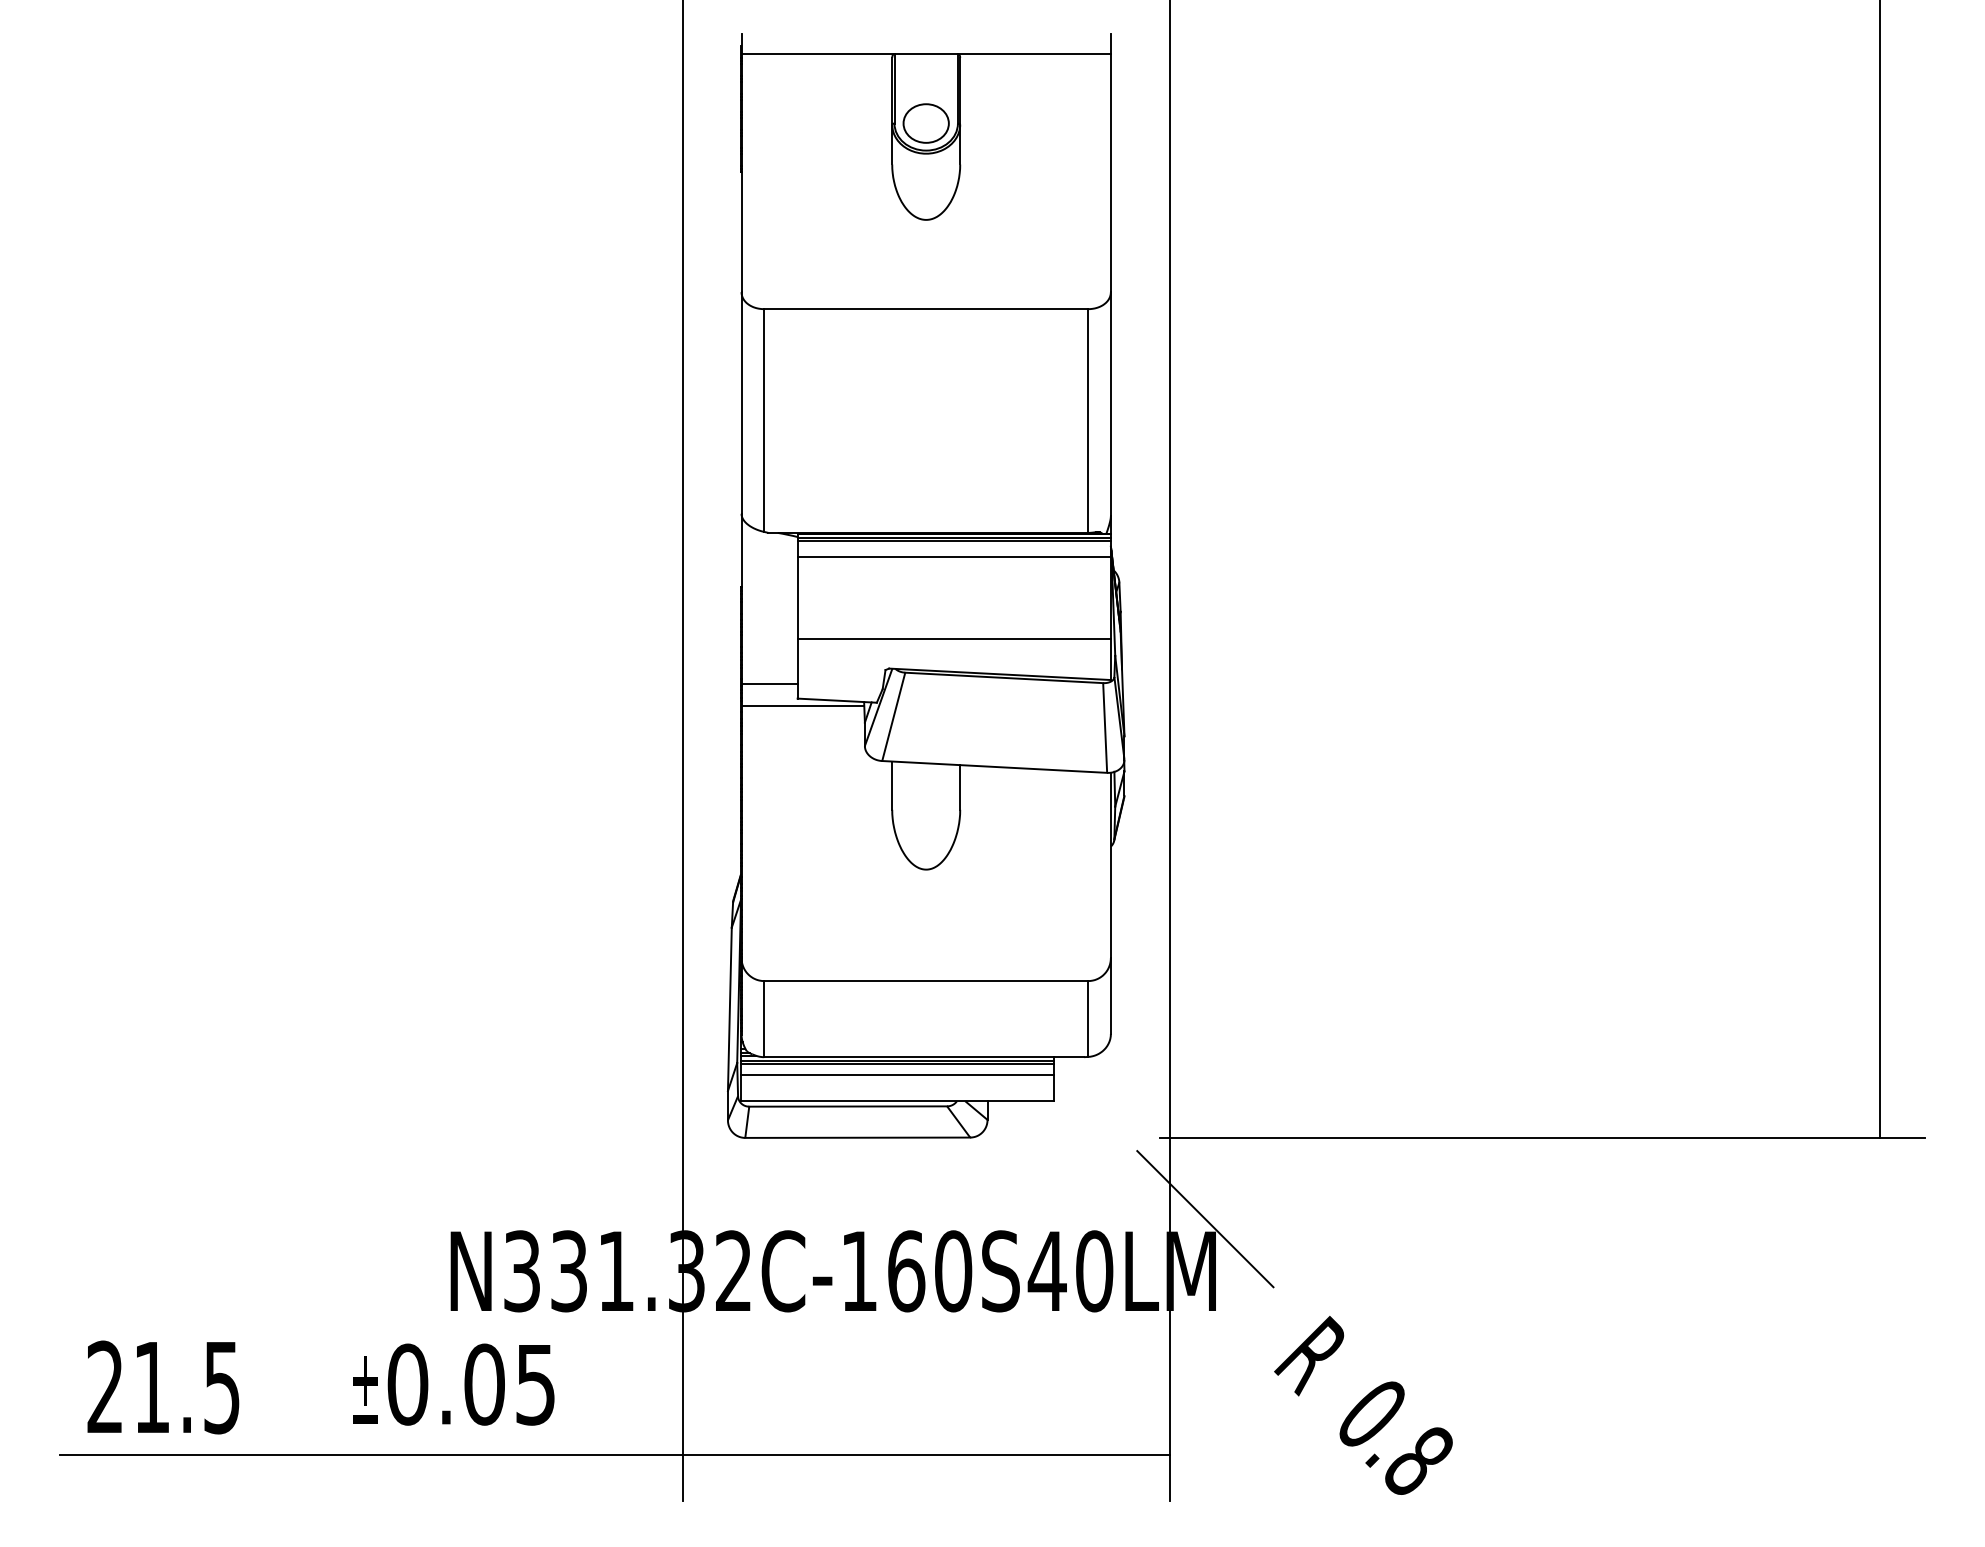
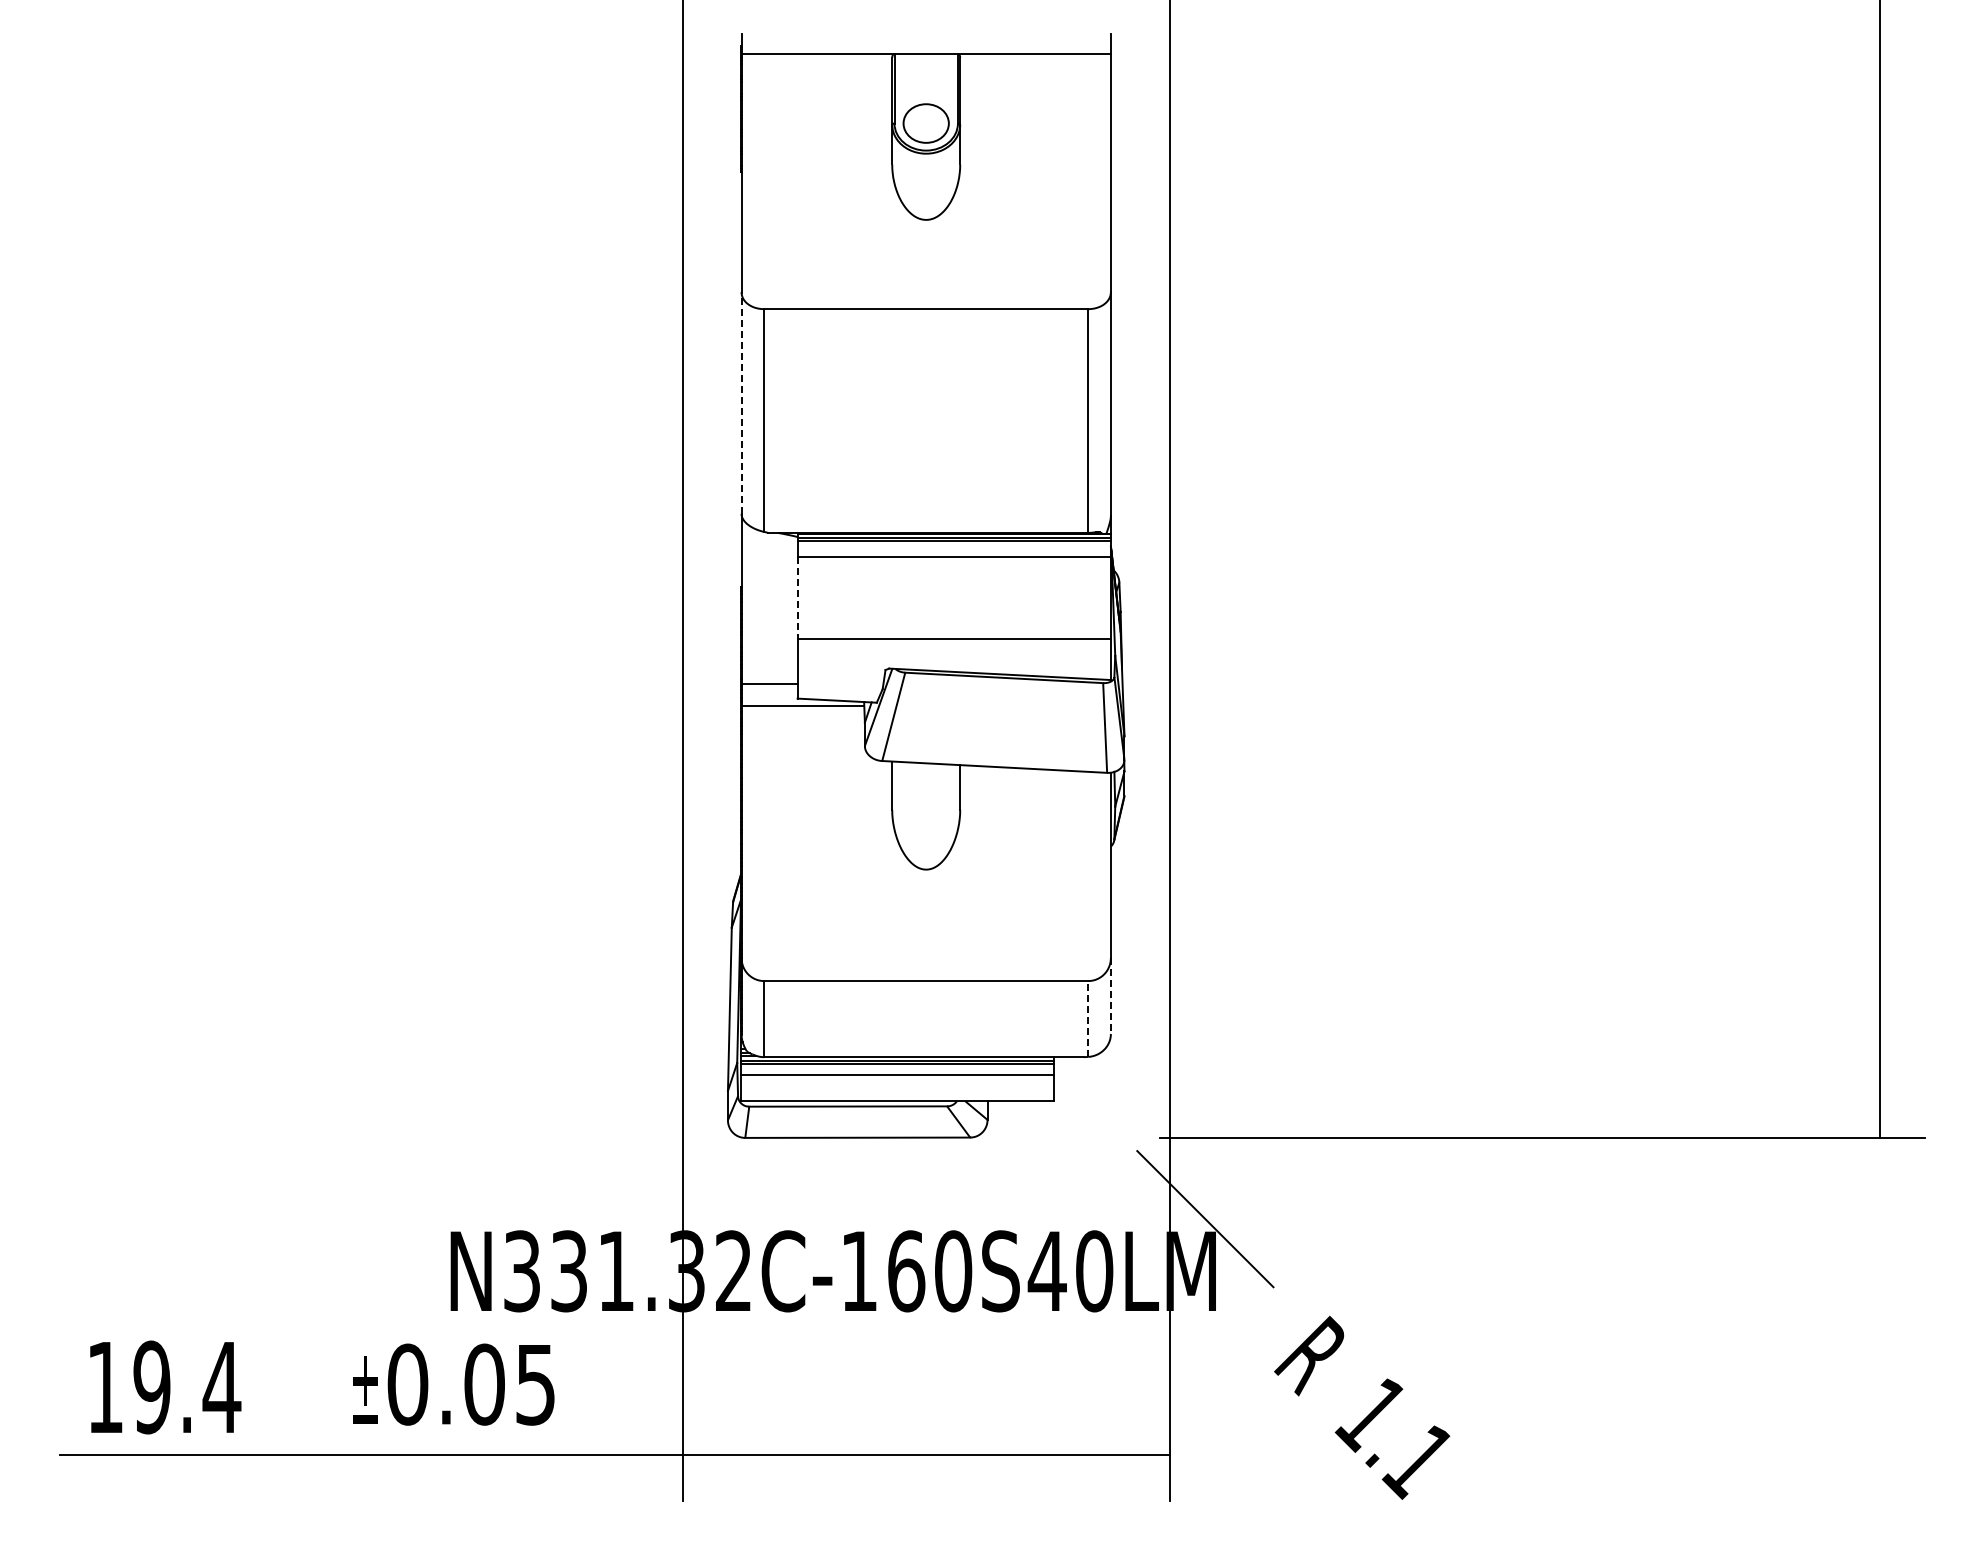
line: solid -> dashed (741, 402)
line: solid -> dashed (797, 598)
line: solid -> dashed (1110, 996)
line: solid -> dashed (1088, 1018)
text: 21.5 -> 19.4 (164, 1387)
text: 0.8 -> 1.1 (1393, 1438)
